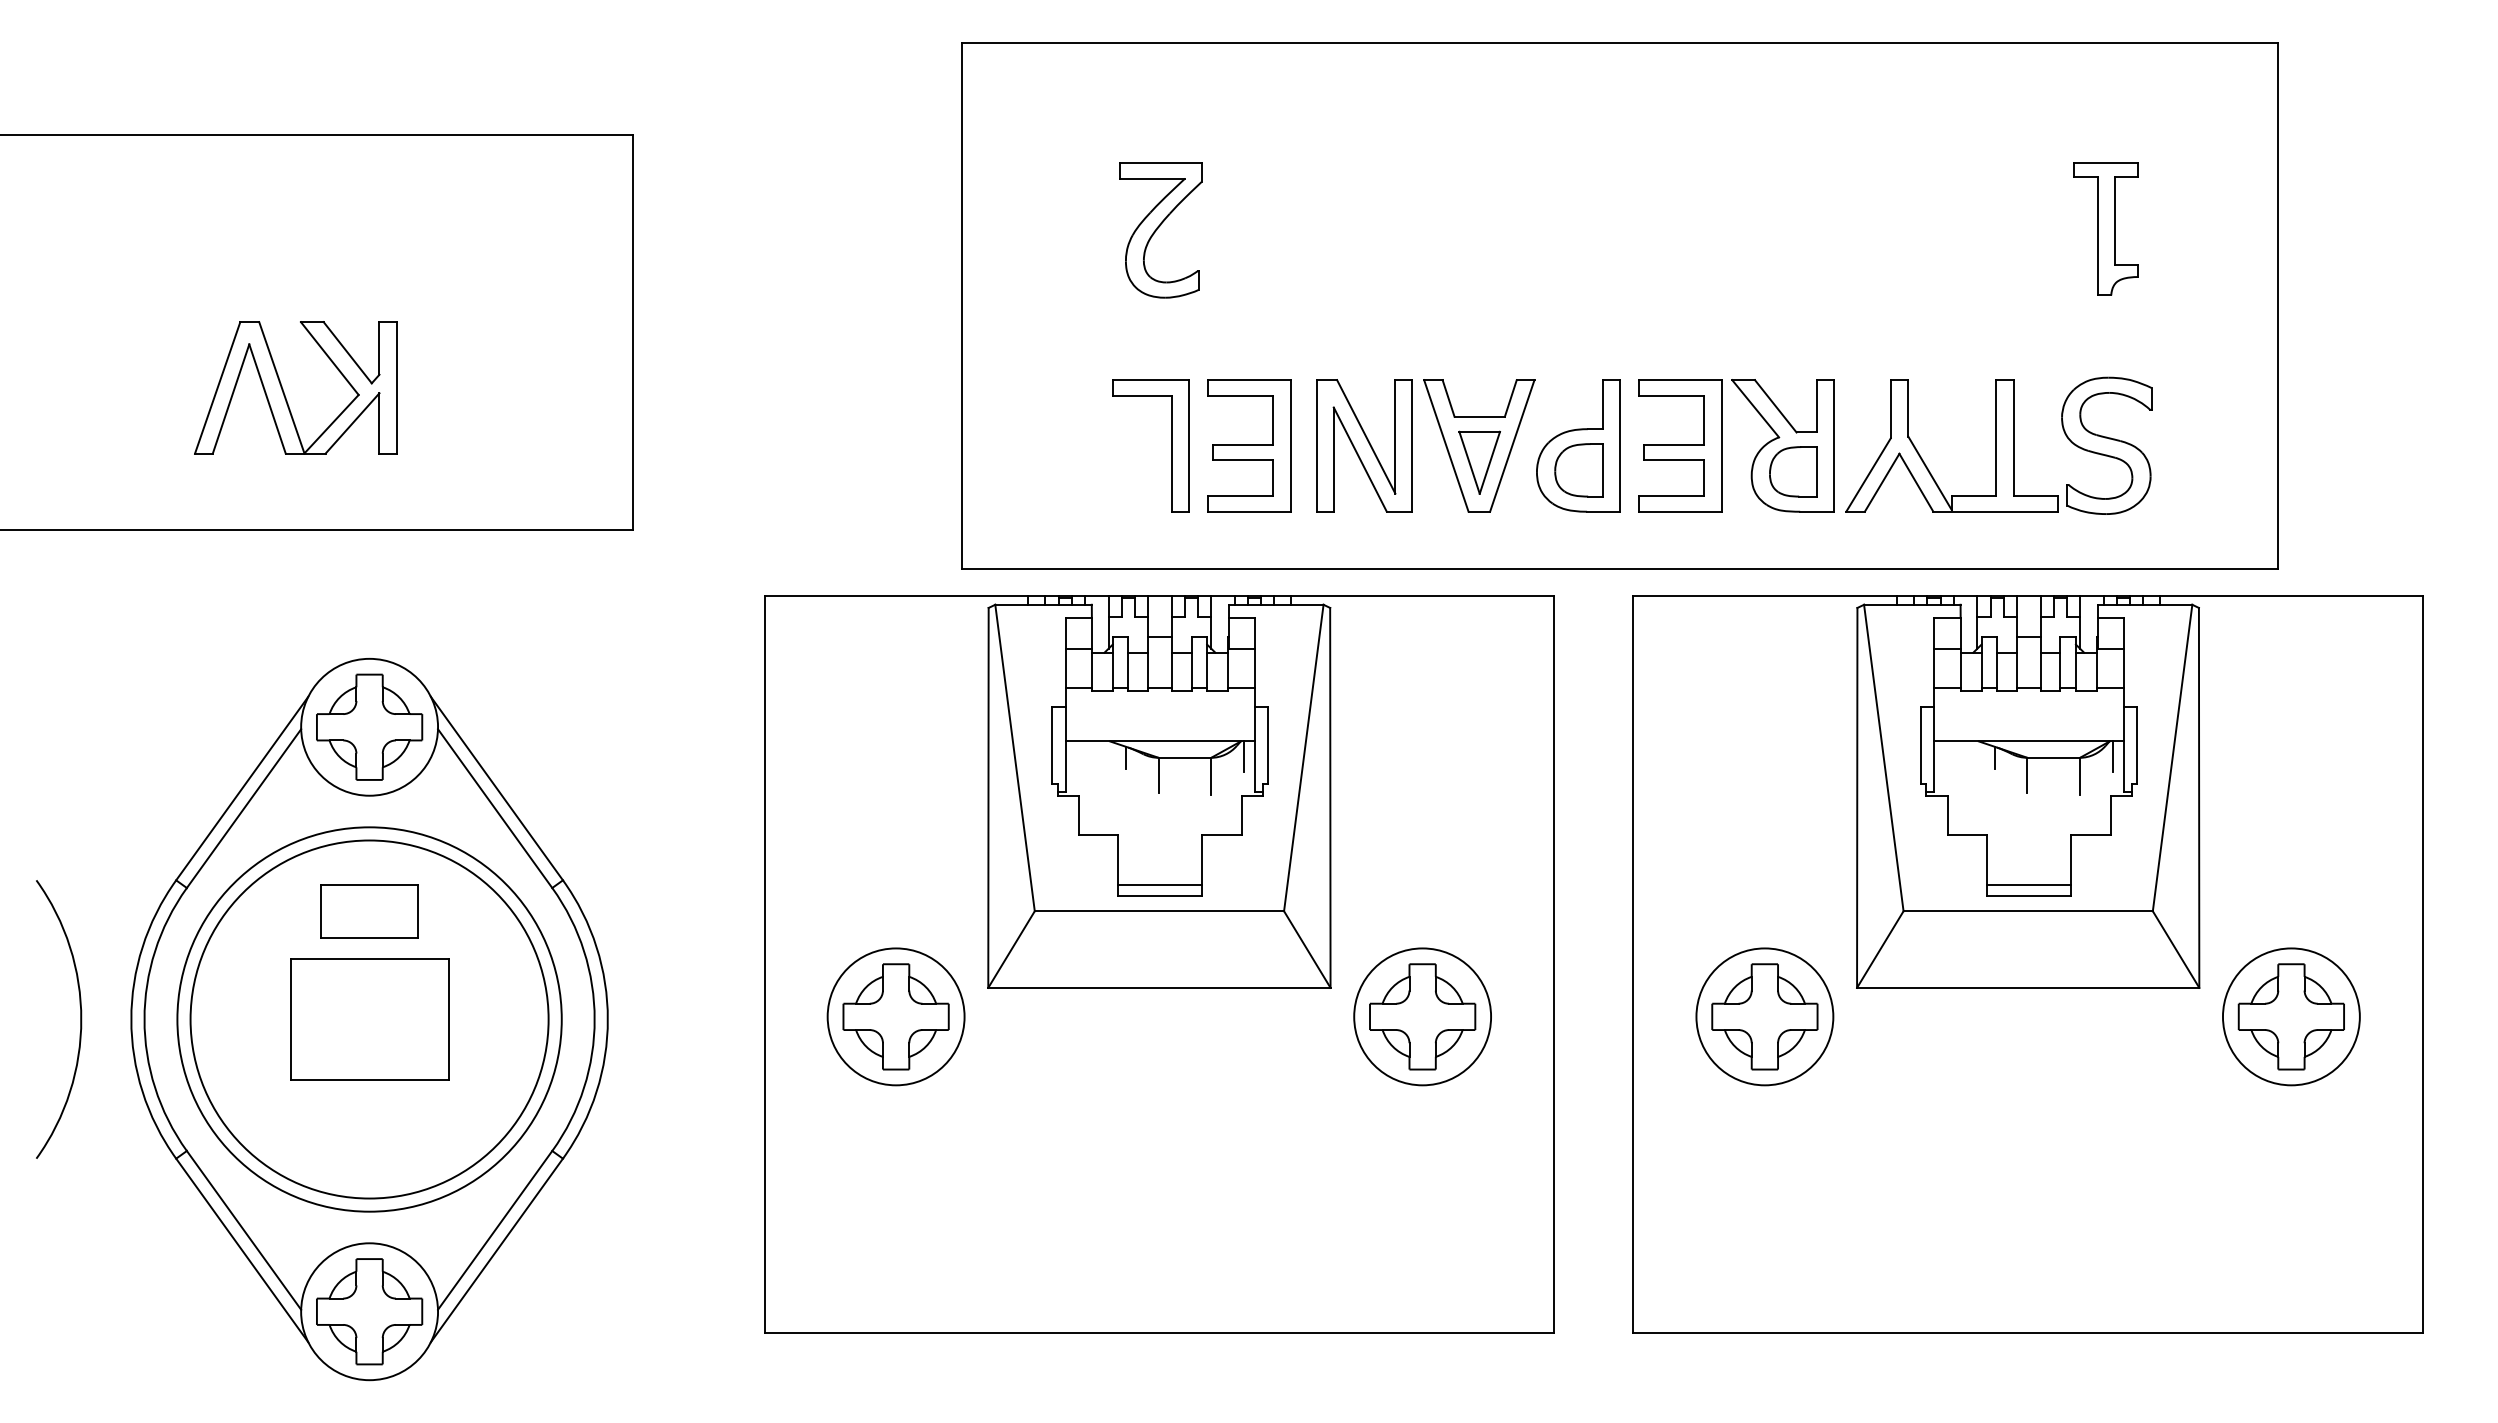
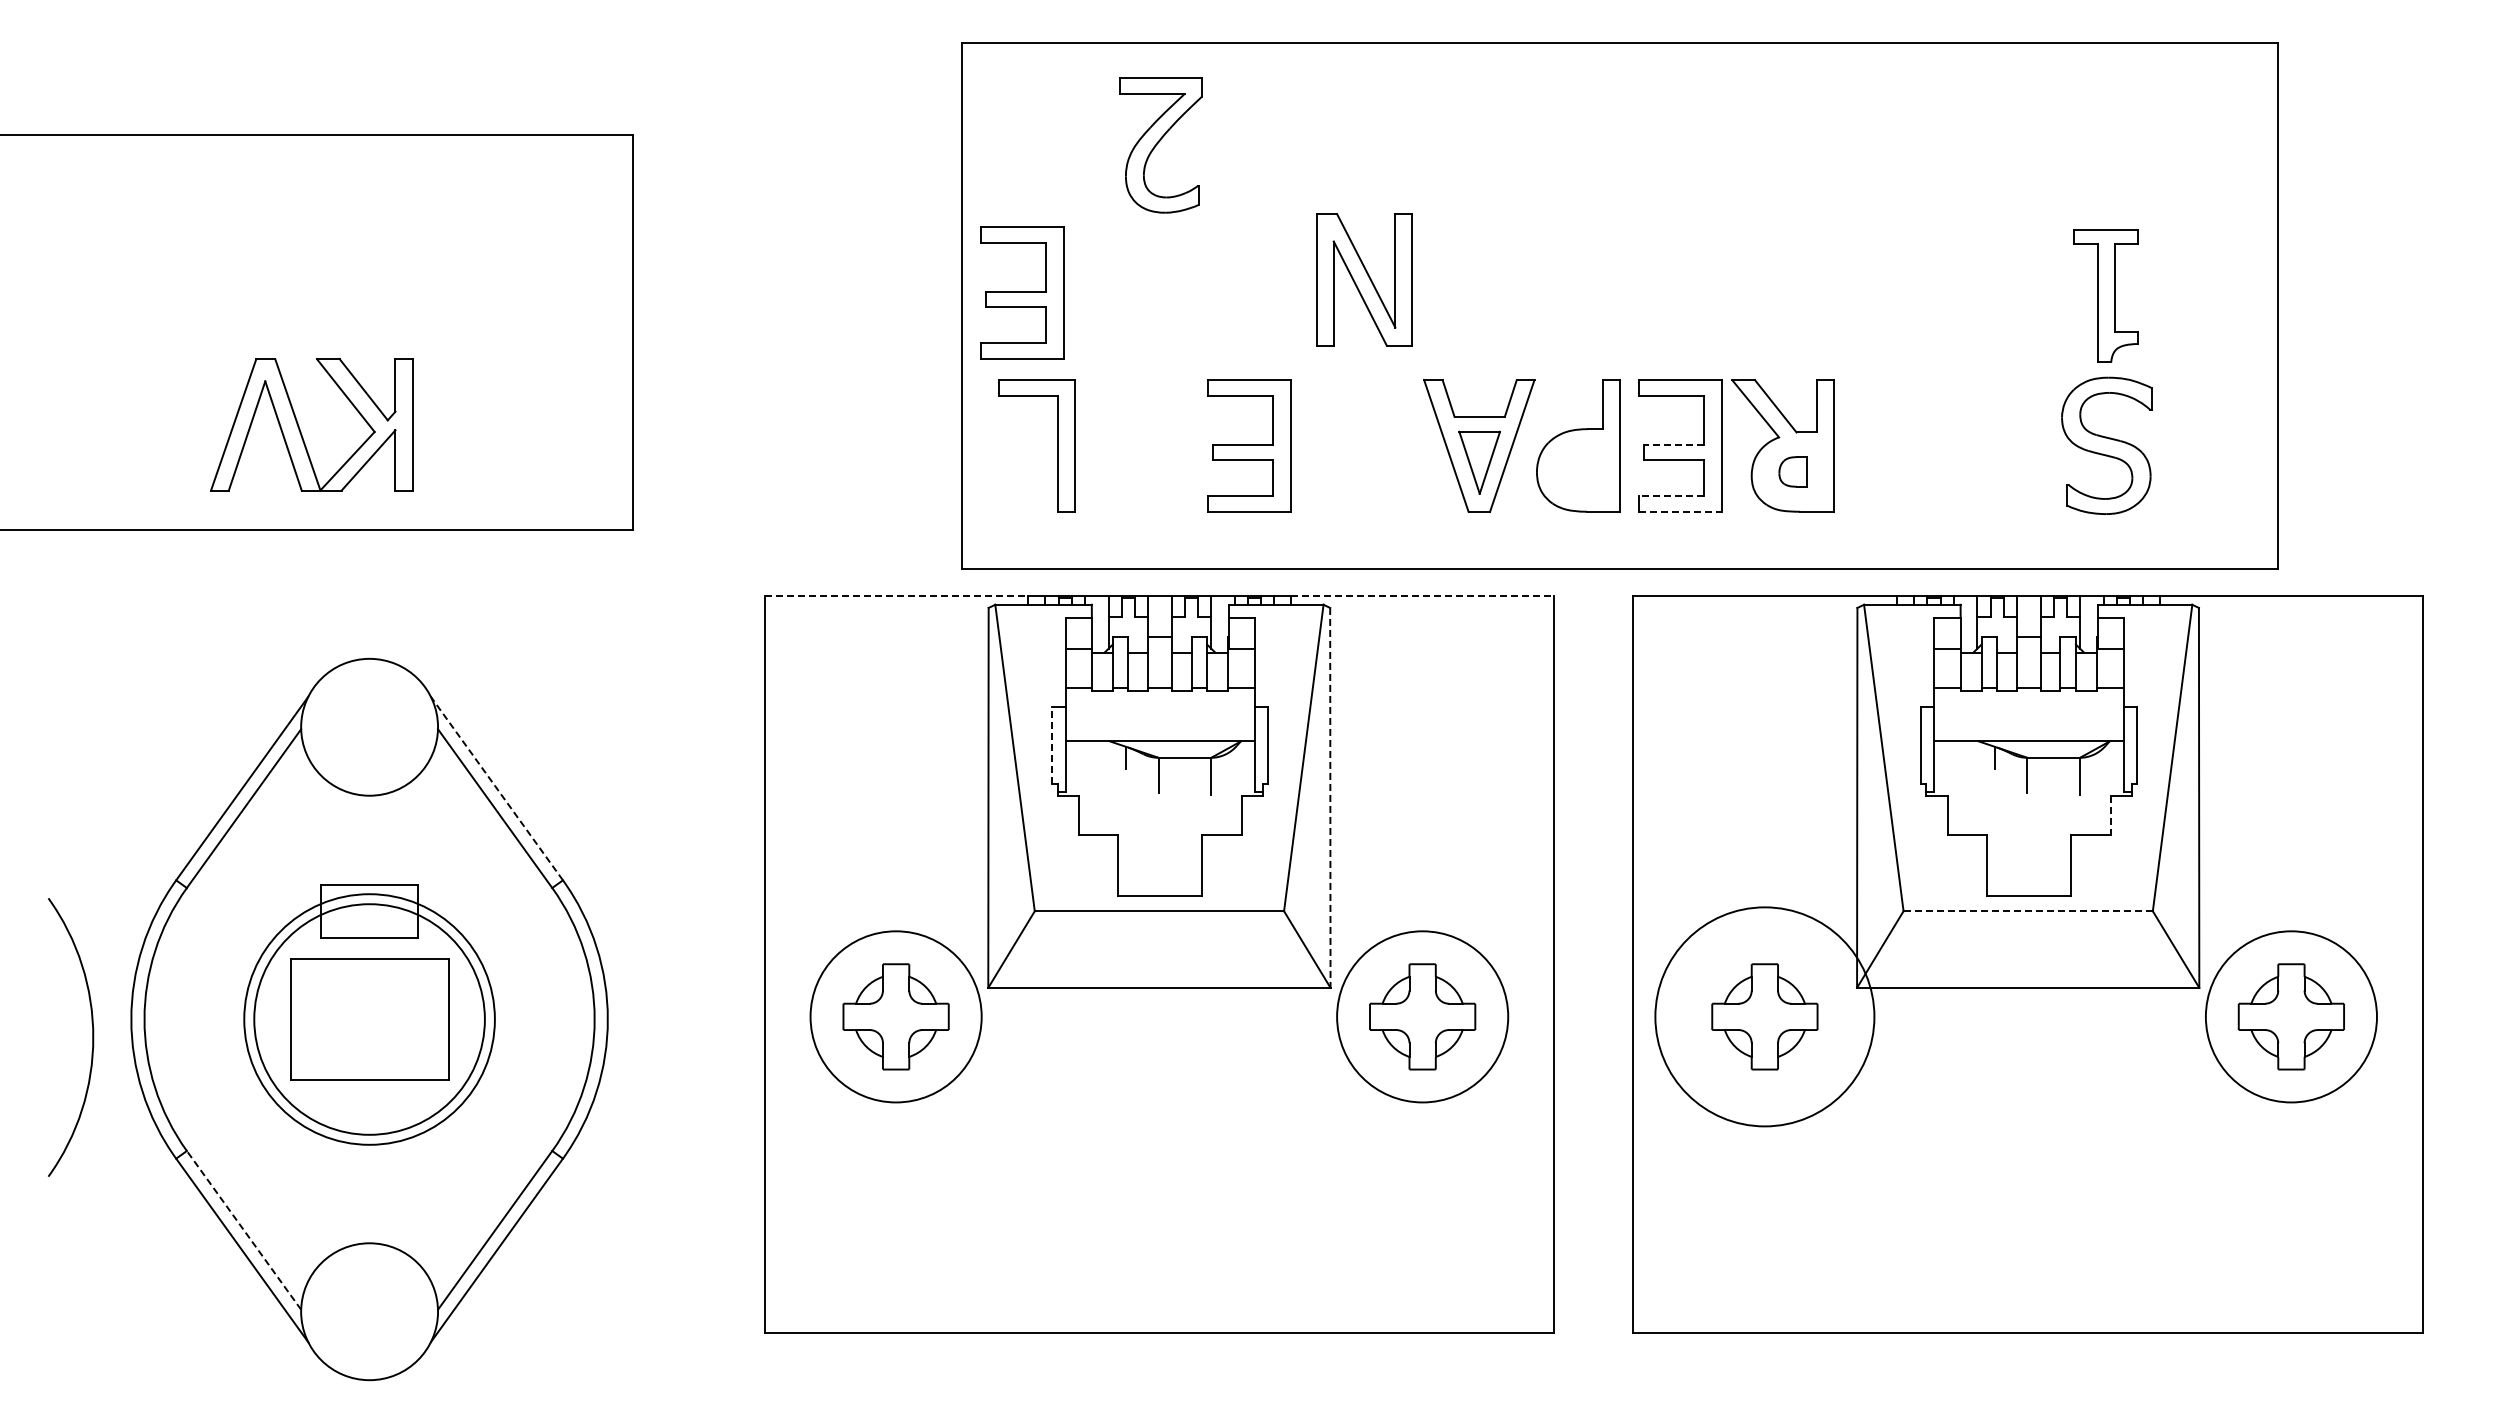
part position: (2105, 228) -> (2105, 295) (2105, 295)
part position: (1160, 230) -> (1160, 145) (1160, 145)
part: none -> present (1022, 292)
part position: (284, 391) -> (300, 428) (300, 428)
line: solid -> dashed (1673, 444)
part position: (1171, 445) -> (1057, 445) (1057, 445)
part position: (1364, 445) -> (1364, 279) (1364, 279)
part: present -> none (1924, 461)
part: present -> none (1578, 470)
part size: 49x52 px -> 30x32 px (1792, 471)
line: solid -> dashed (1671, 496)
line: solid -> dashed (1681, 511)
line: solid -> dashed (896, 595)
line: solid -> dashed (1422, 595)
part: present -> none (369, 726)
line: solid -> dashed (1052, 744)
line: present -> none (1244, 756)
line: present -> none (2112, 756)
line: solid -> dashed (496, 788)
line: solid -> dashed (1330, 797)
line: solid -> dashed (2110, 815)
line: present -> none (1160, 885)
line: present -> none (2028, 885)
line: solid -> dashed (2028, 911)
circle diameter: 137 px -> 171 px (895, 1016)
circle diameter: 137 px -> 171 px (1422, 1016)
circle diameter: 137 px -> 219 px (1764, 1016)
circle diameter: 137 px -> 171 px (2290, 1016)
arc position: (80, 1019) -> (92, 1037) (92, 1037)
circle diameter: 358 px -> 251 px (369, 1019)
circle diameter: 384 px -> 231 px (369, 1019)
line: solid -> dashed (244, 1230)
part: present -> none (369, 1311)
